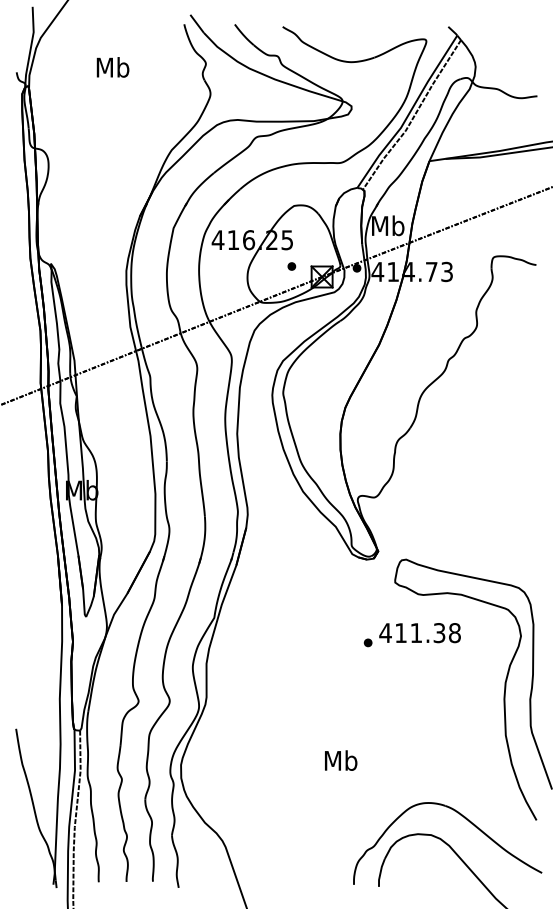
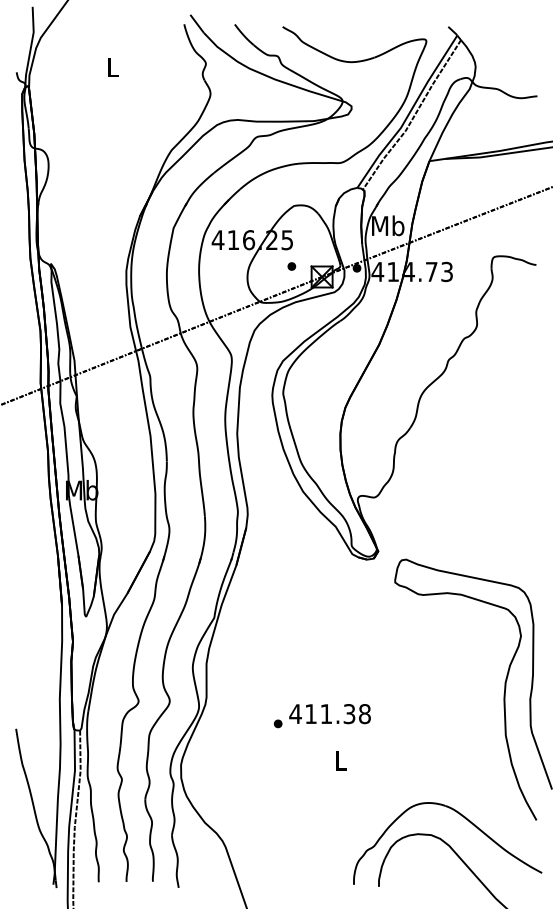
text: Mb -> L (112, 67)
text position: (411, 635) -> (321, 716) (321, 716)
text: Mb -> L (341, 760)
